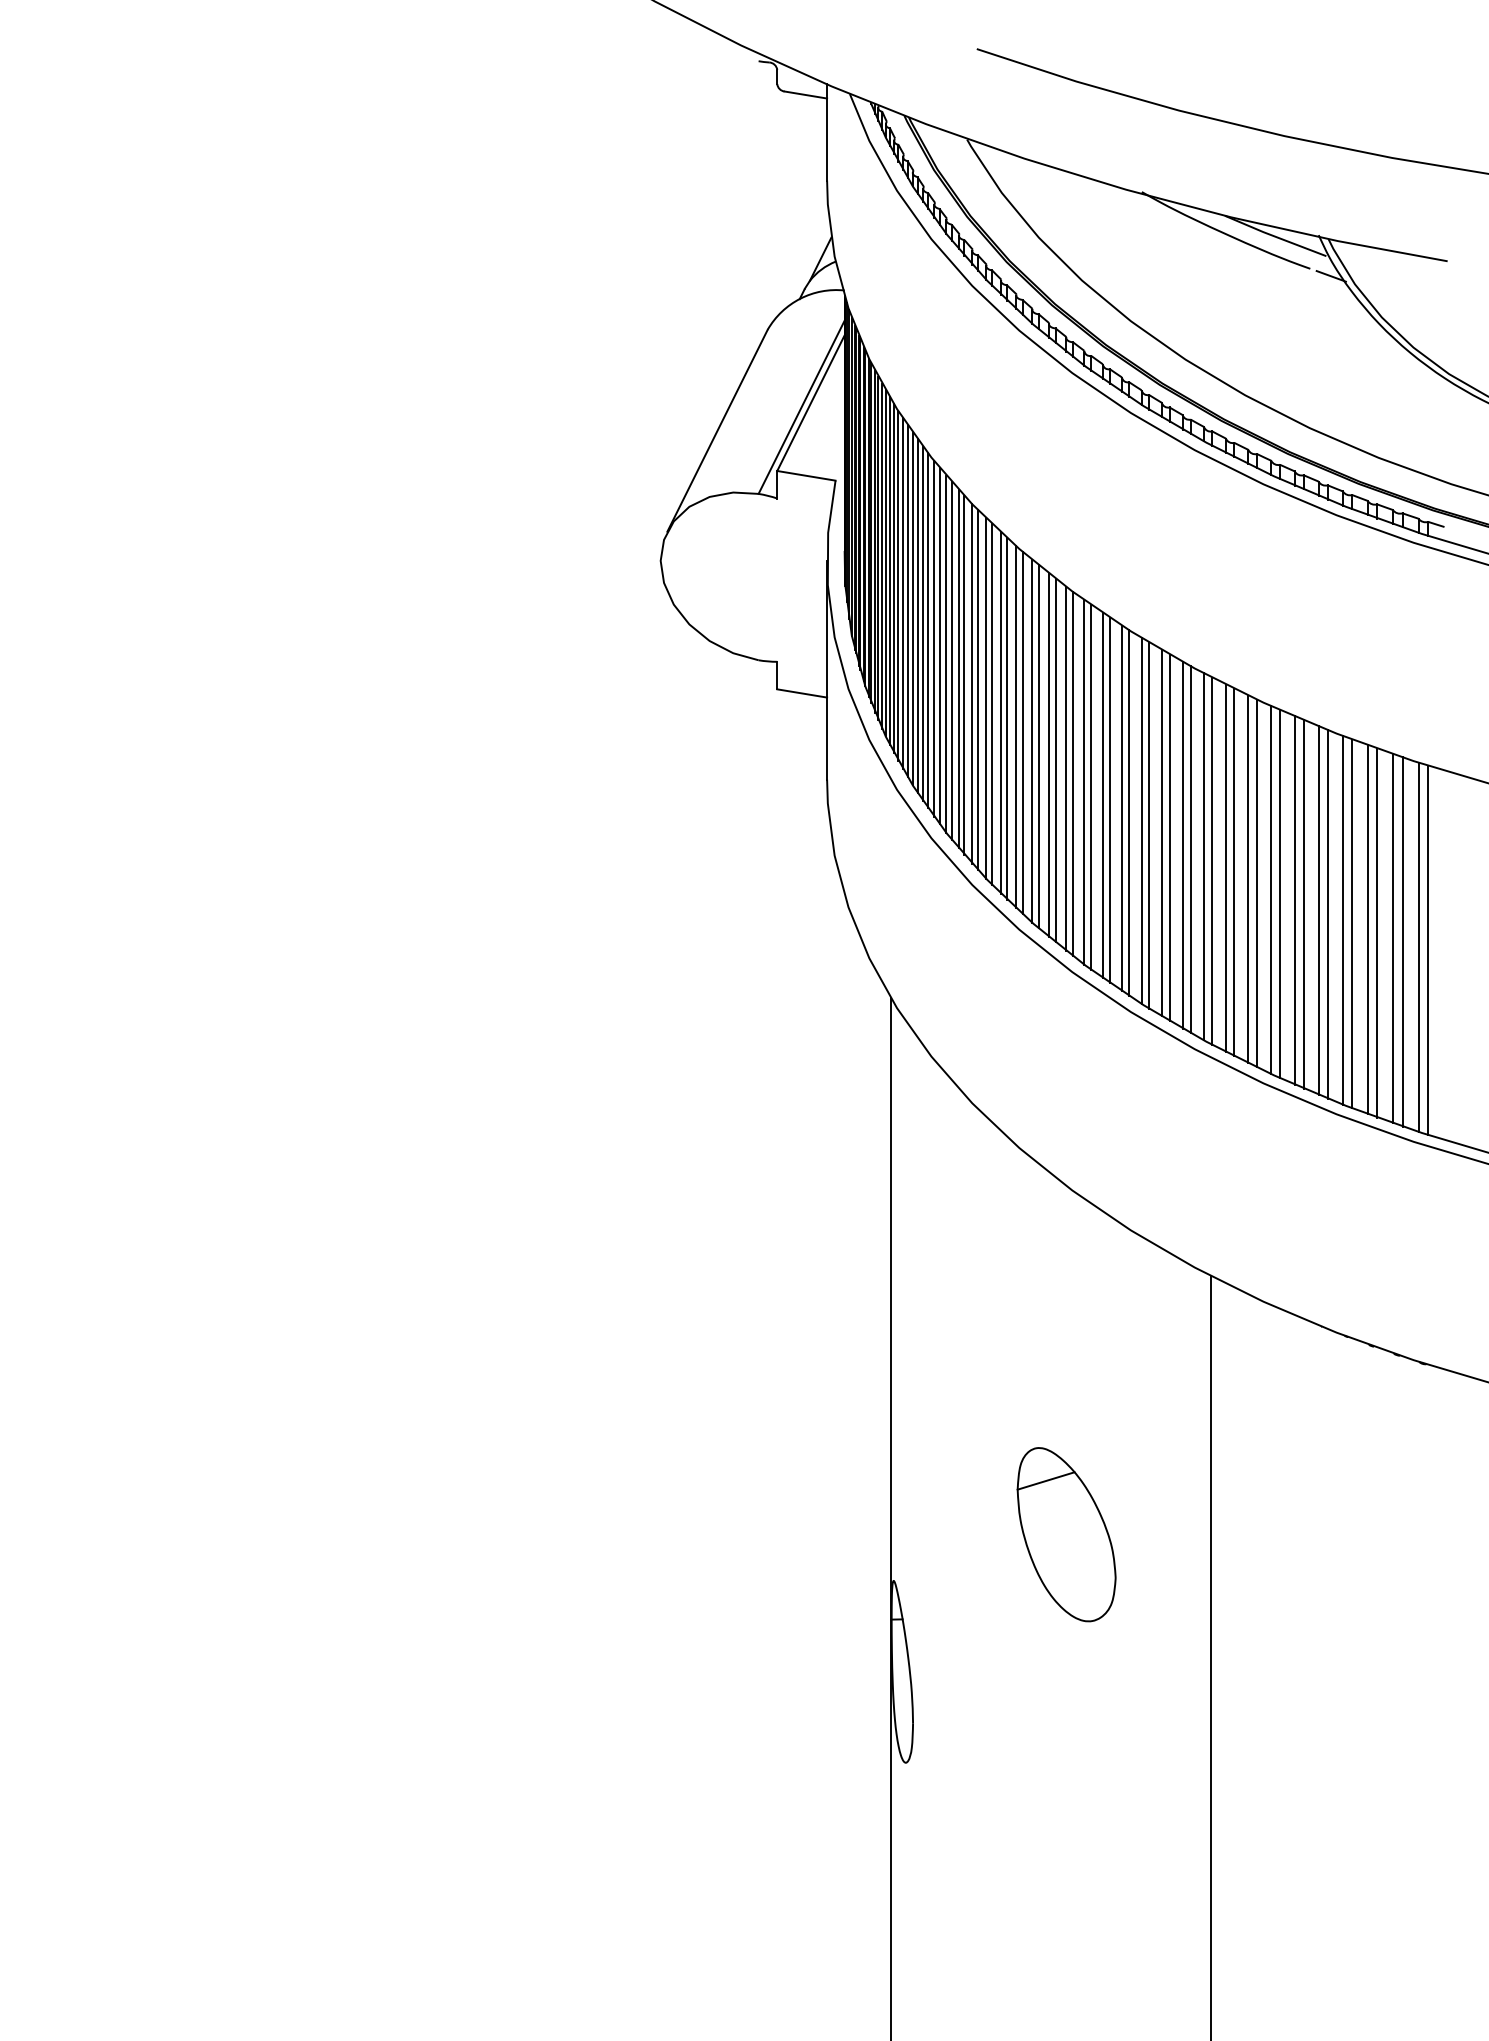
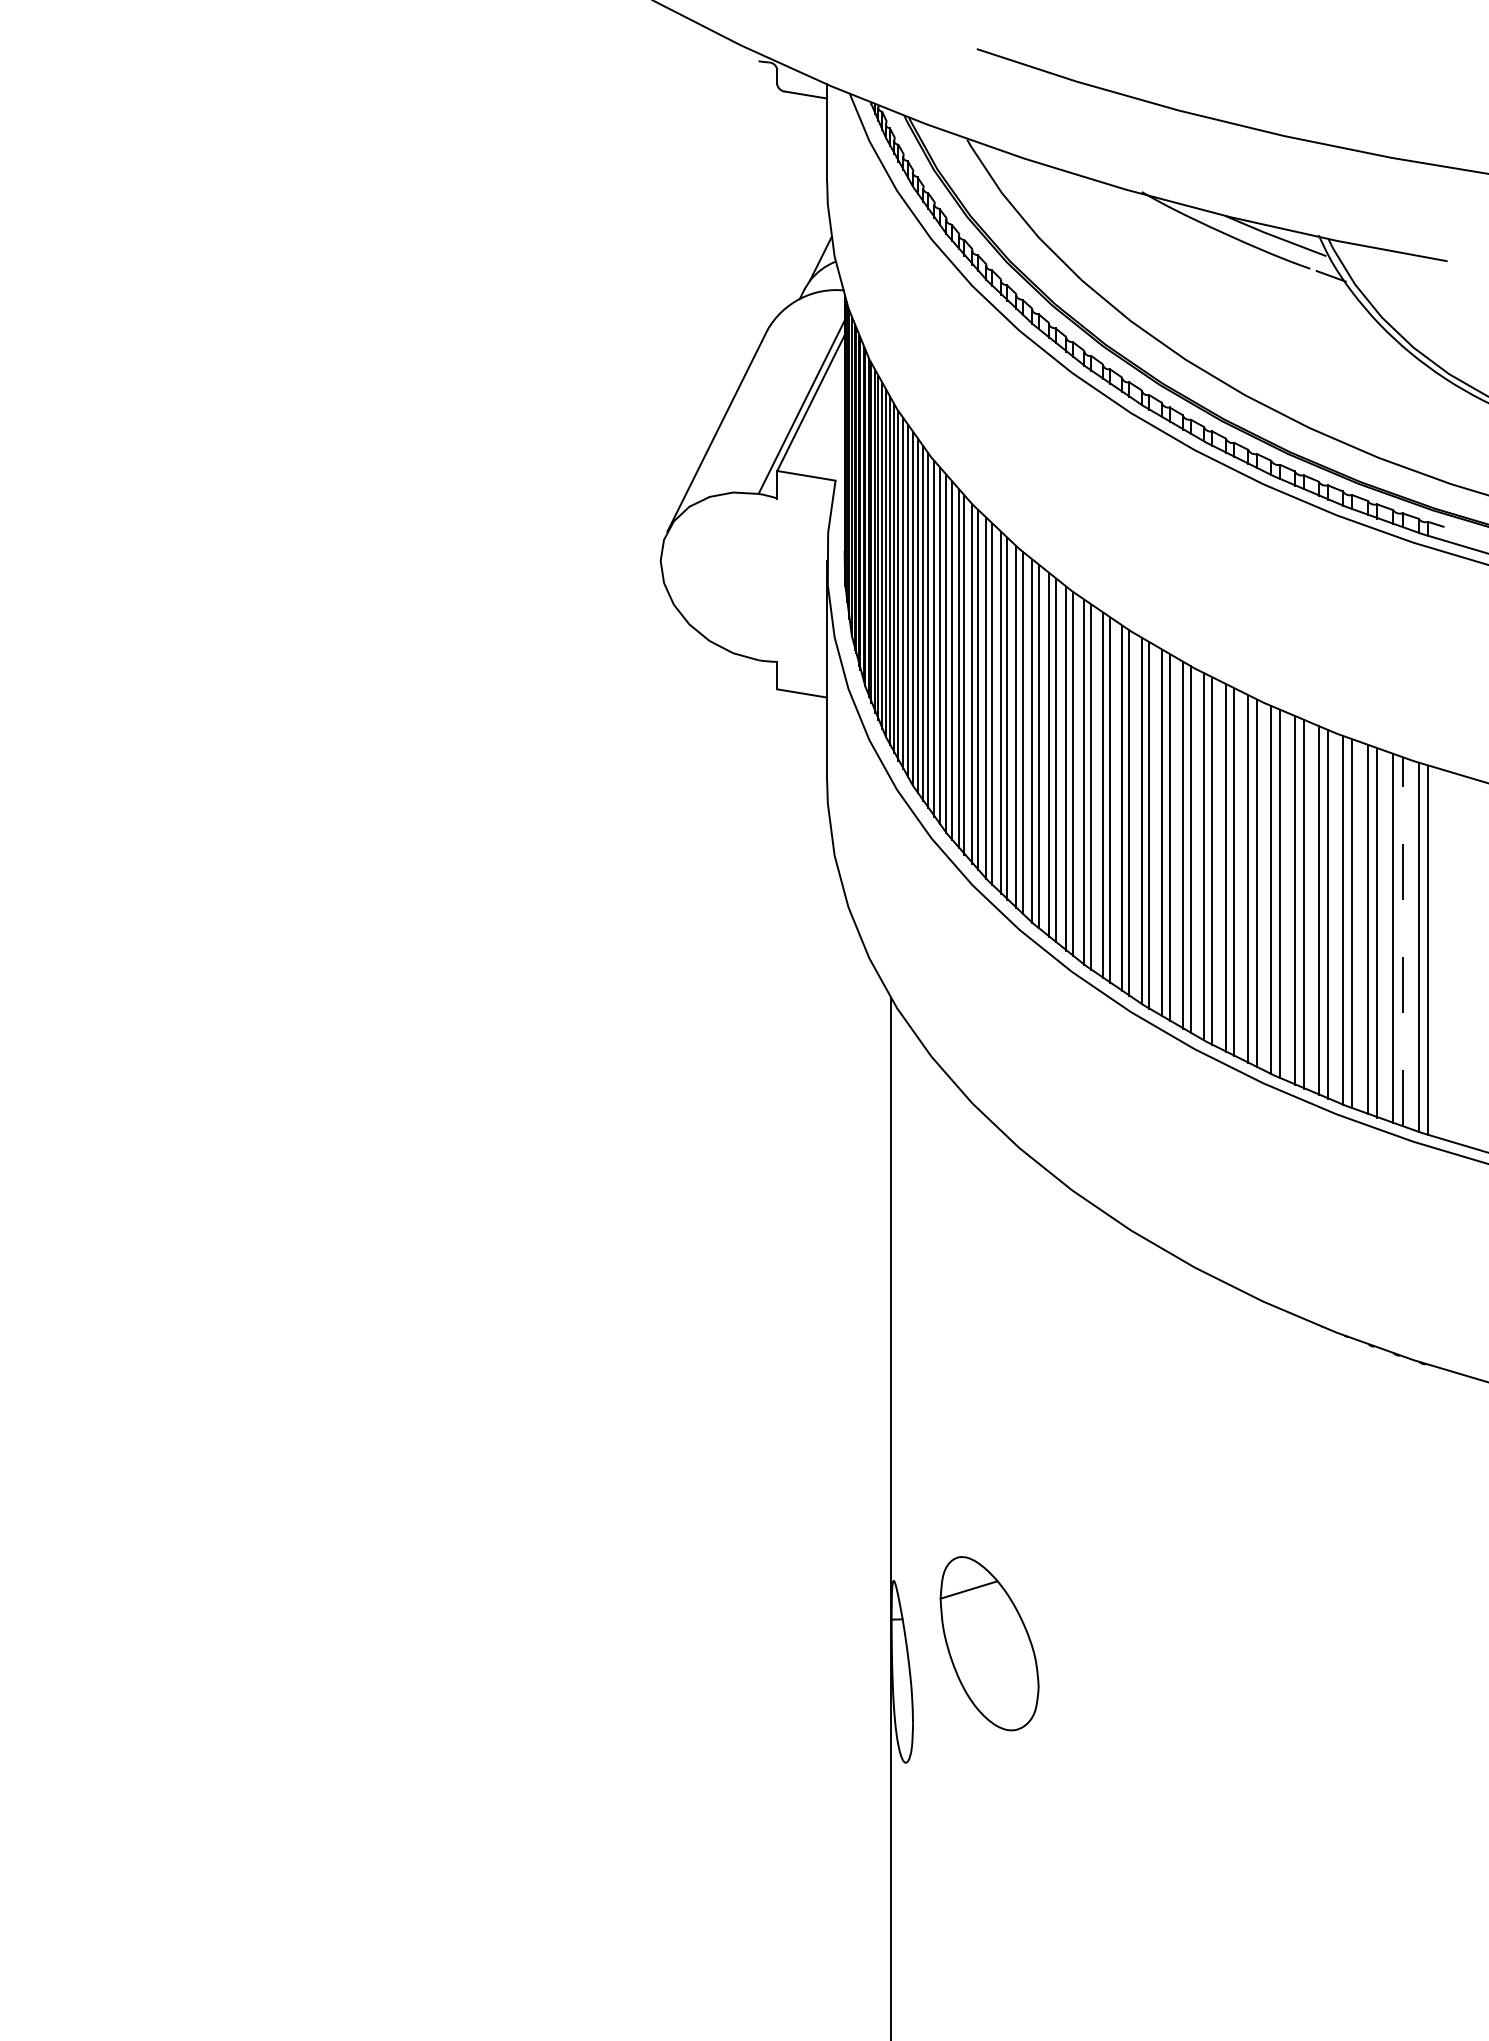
line: solid -> dashed (1402, 941)
part position: (1066, 1534) -> (989, 1643) (989, 1643)
line: present -> none (1210, 1656)
